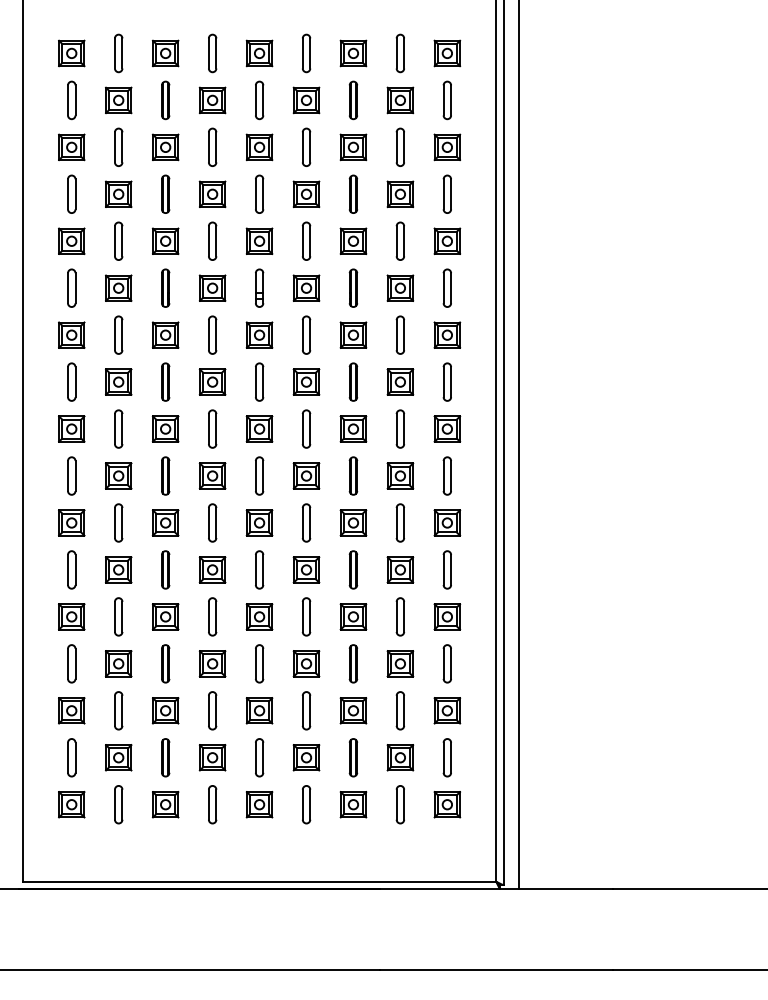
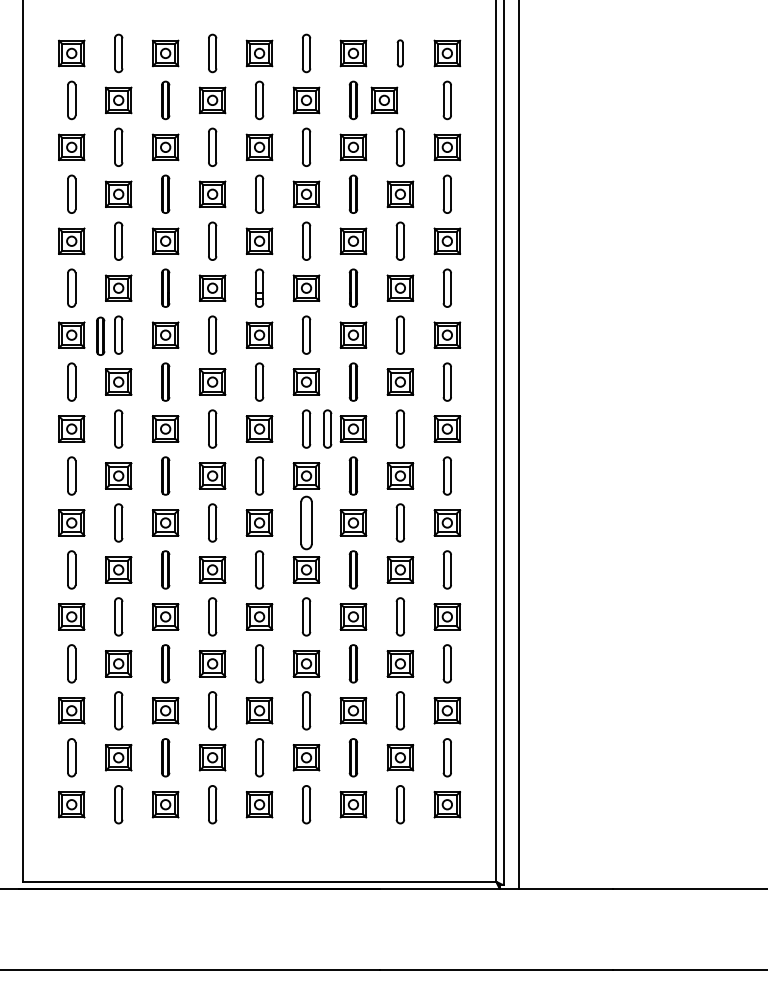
part size: 10x41 px -> 8x29 px (399, 53)
part position: (400, 100) -> (384, 100) (384, 100)
part: none -> present (100, 335)
part: none -> present (327, 428)
part size: 11x40 px -> 13x56 px (306, 522)
